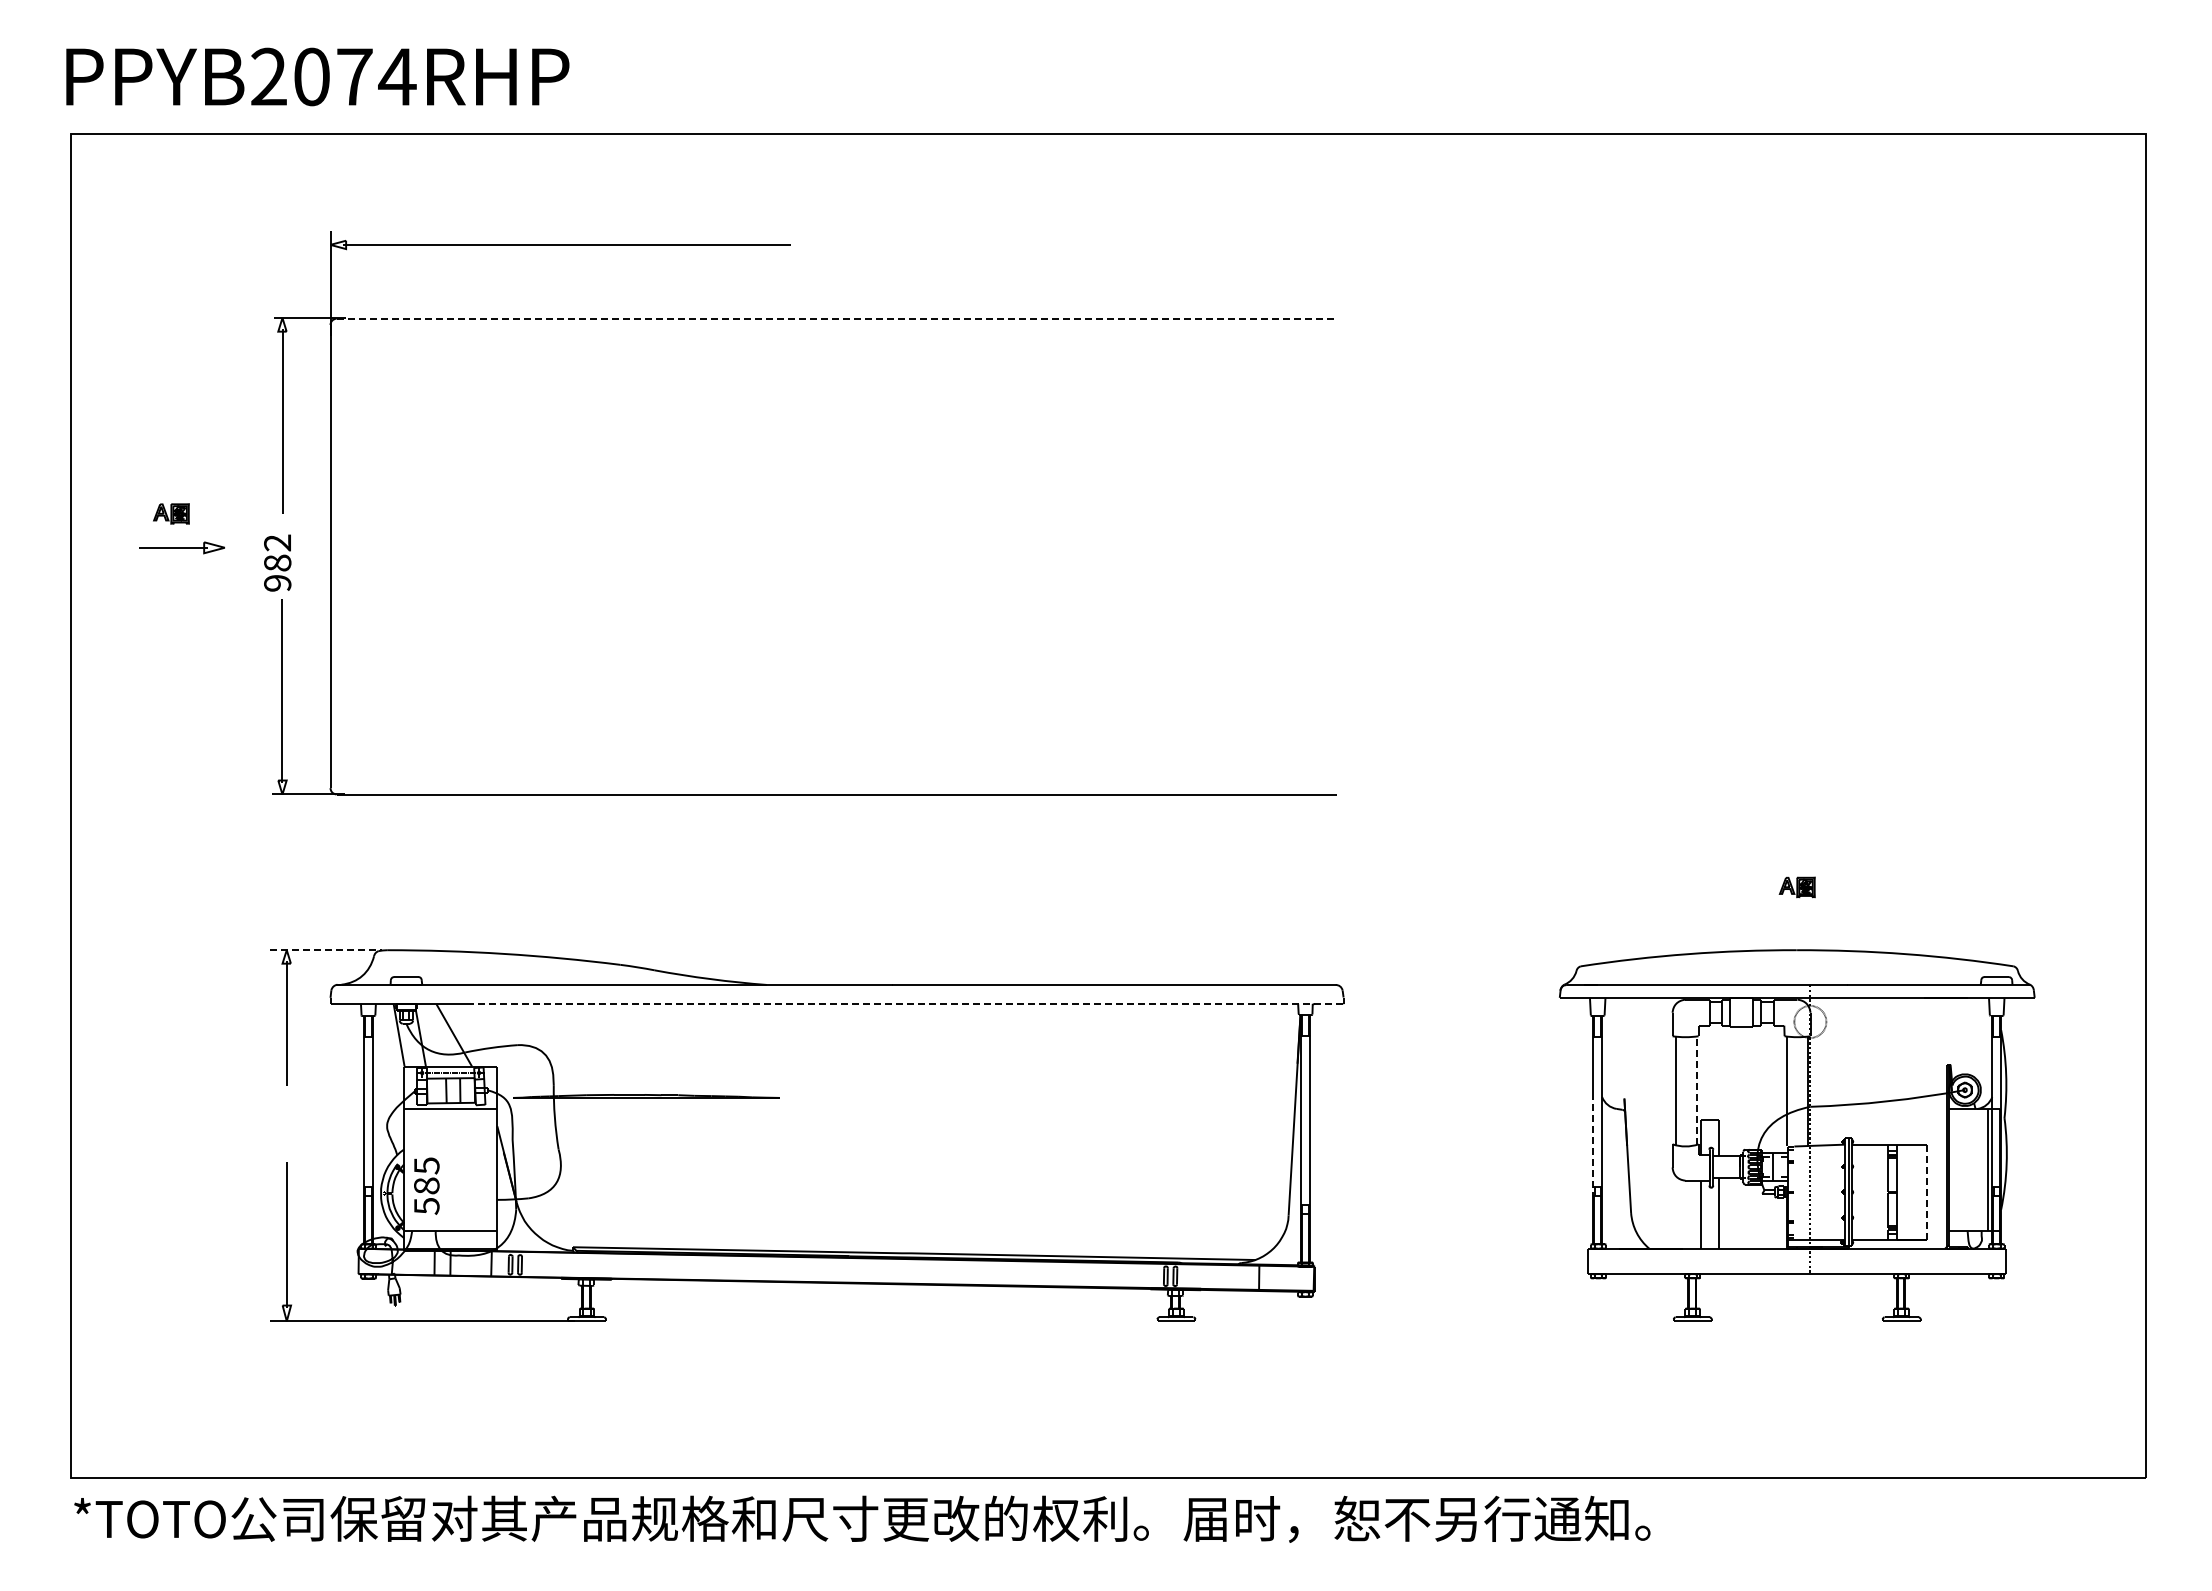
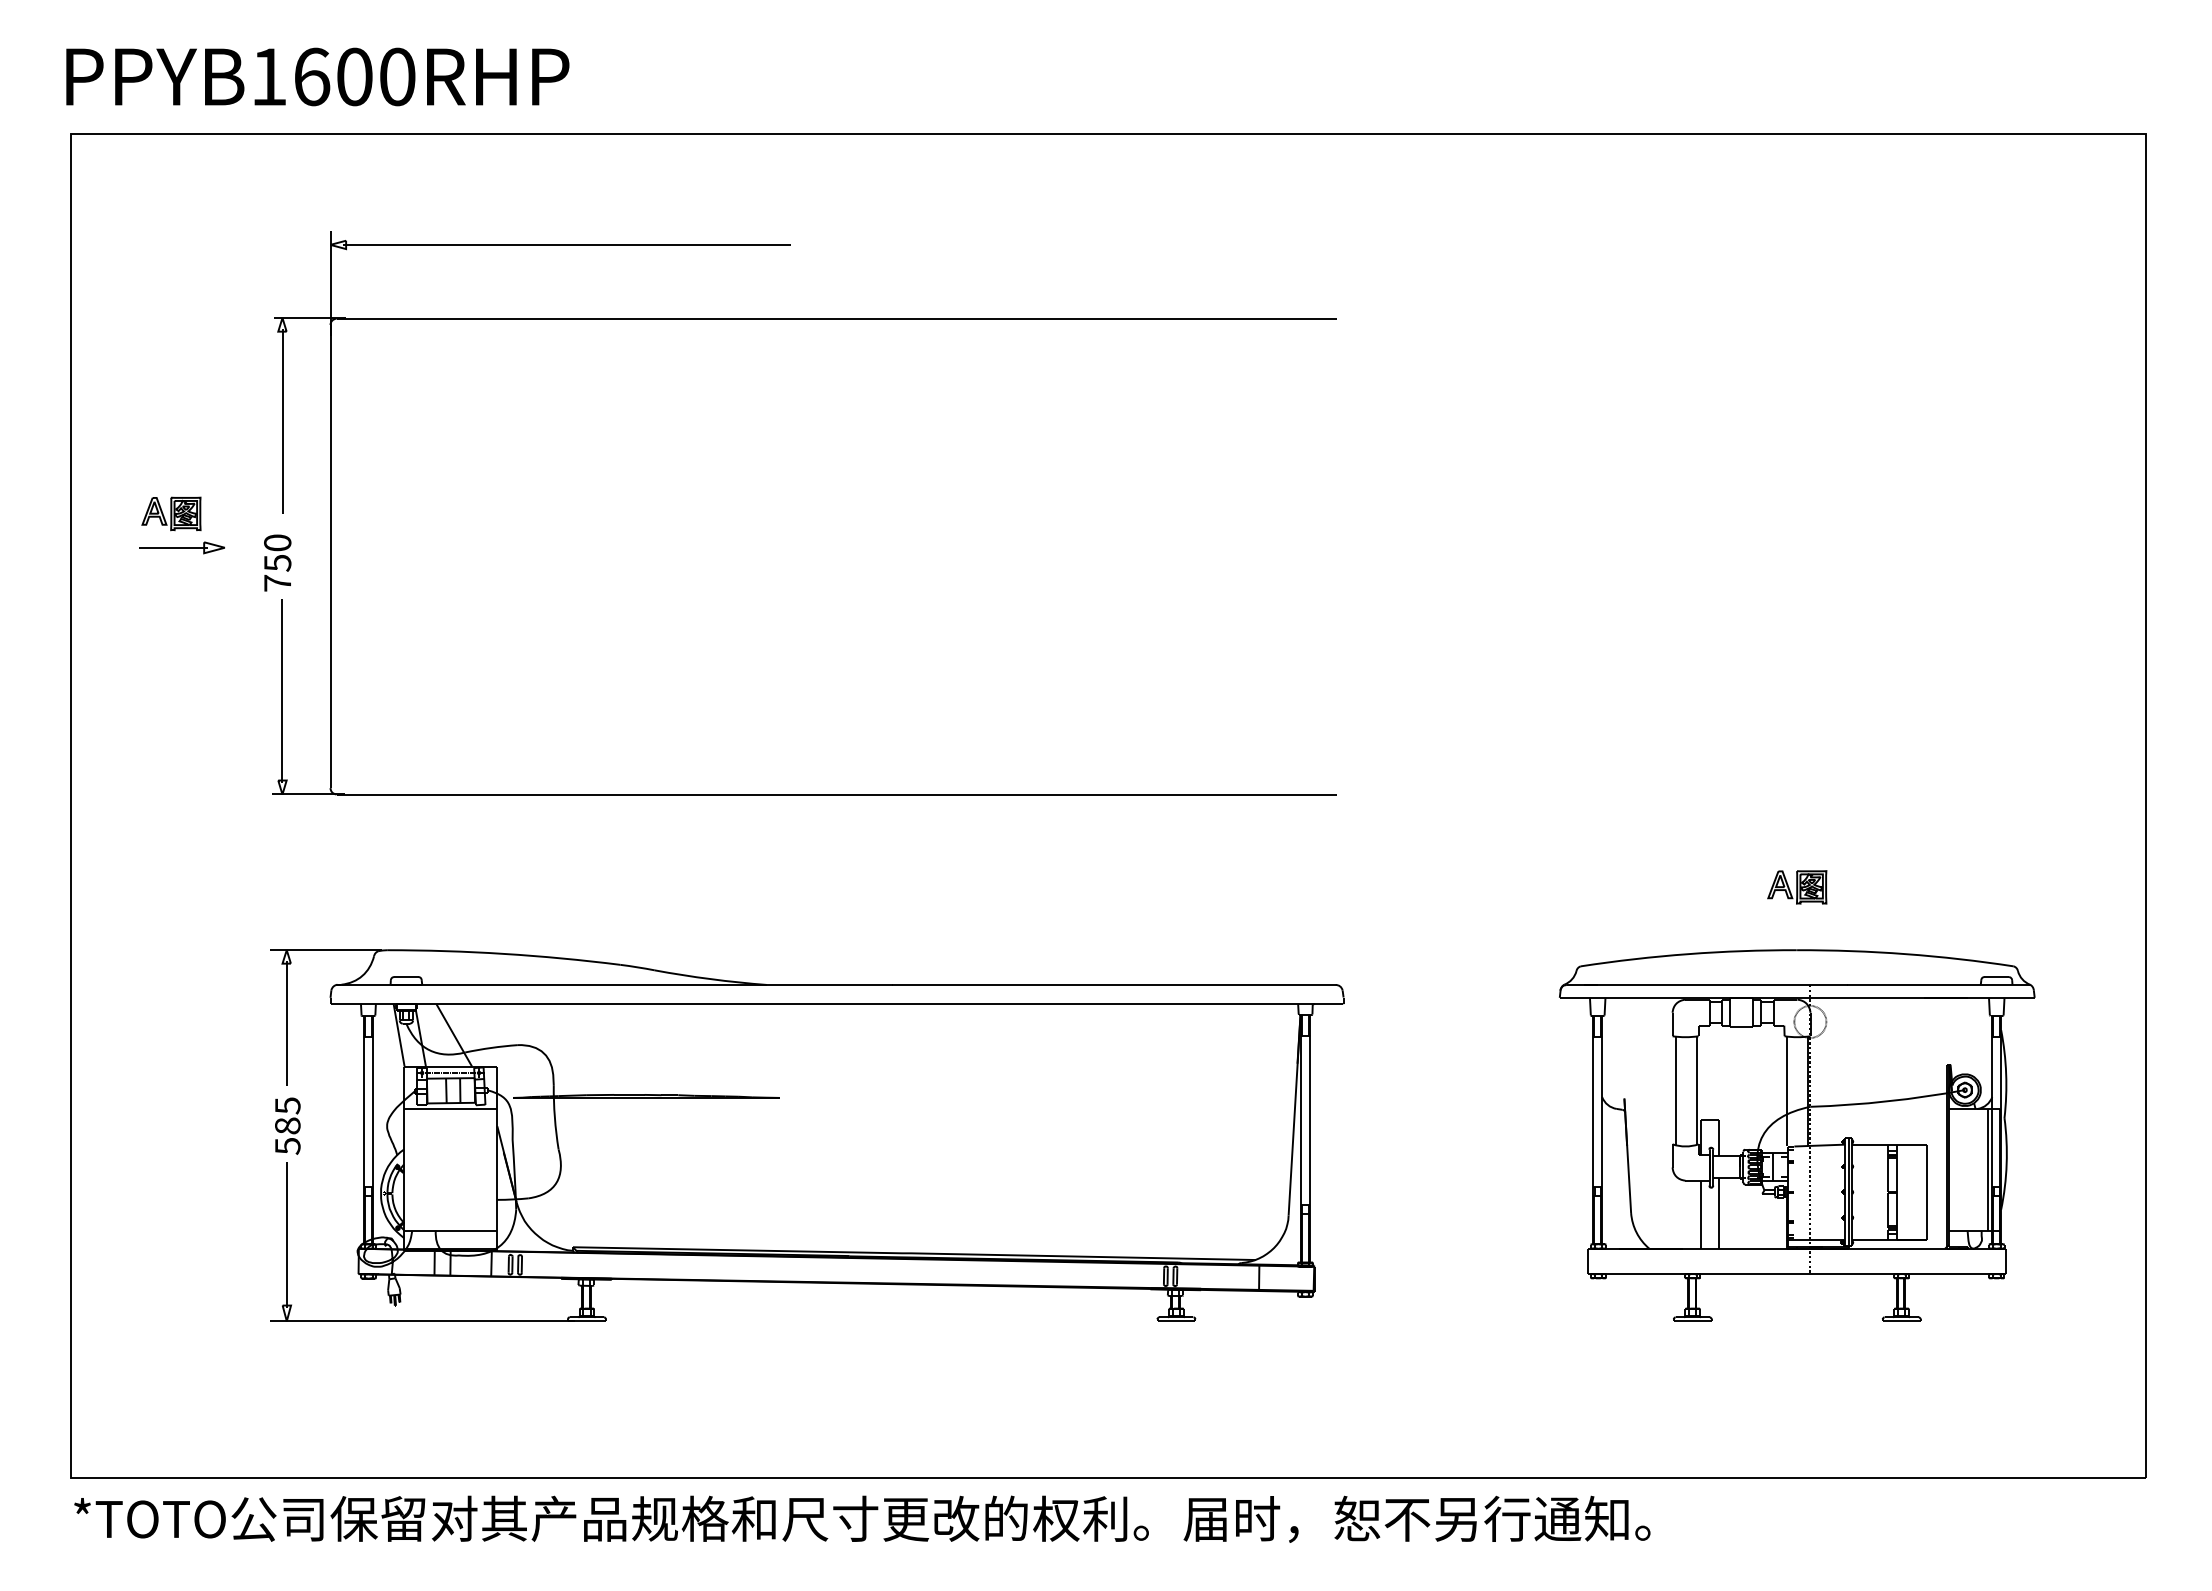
text: PPYB2074RHP -> PPYB1600RHP (333, 76)
line: dashed -> solid (837, 318)
part size: 37x22 px -> 61x36 px (171, 513)
text: 982 -> 750 (277, 562)
part size: 38x23 px -> 61x35 px (1797, 887)
line: dashed -> solid (326, 950)
line: dashed -> solid (907, 1003)
line: dashed -> solid (1696, 1090)
line: dashed -> solid (1593, 1145)
text position: (426, 1185) -> (287, 1125) (287, 1125)
line: dashed -> solid (1927, 1192)
